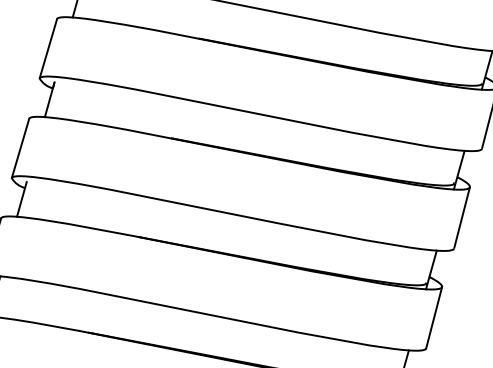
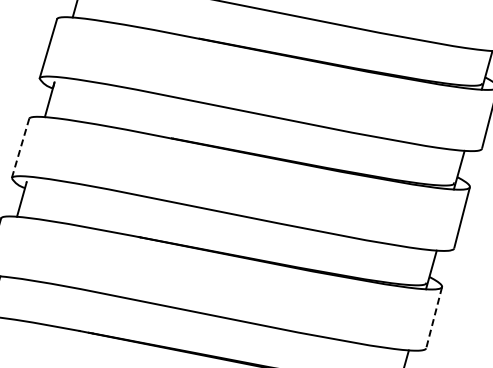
line: solid -> dashed (20, 148)
line: solid -> dashed (434, 317)
